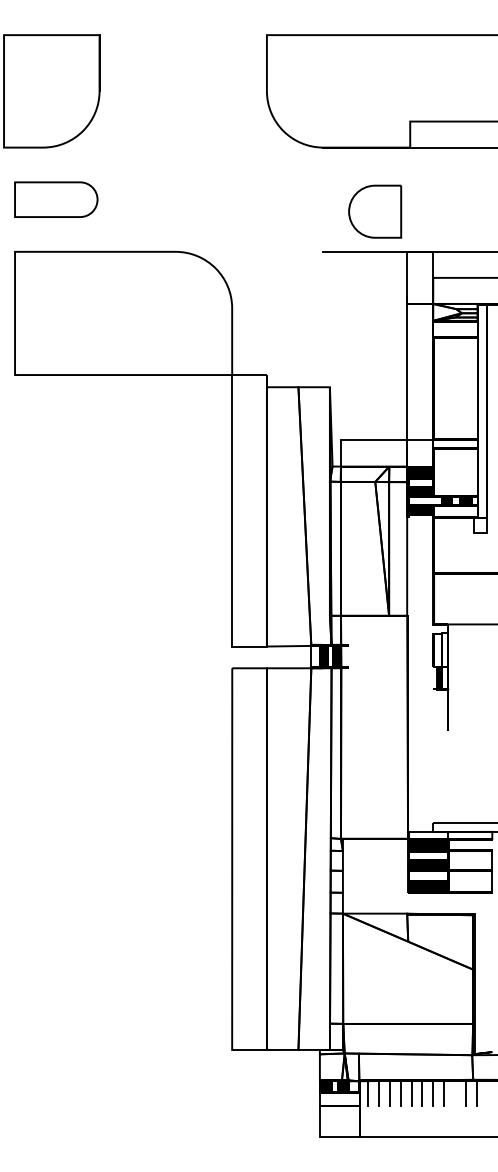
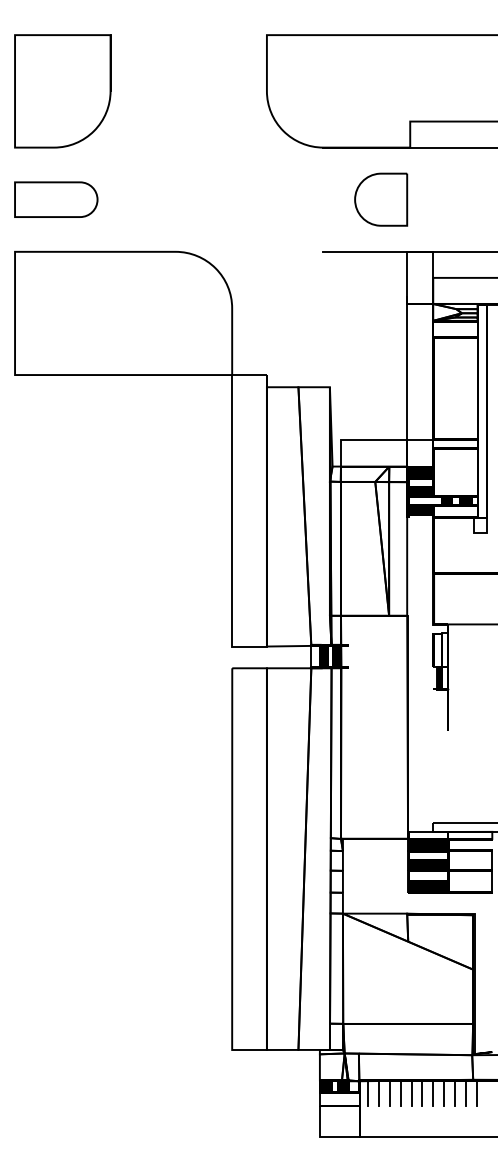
part position: (51, 91) -> (62, 91) (62, 91)
part position: (375, 211) -> (381, 199) (381, 199)
line: none -> present (454, 1093)
